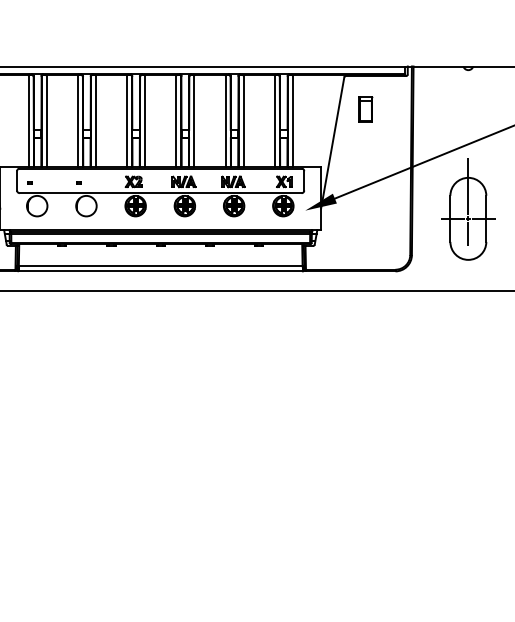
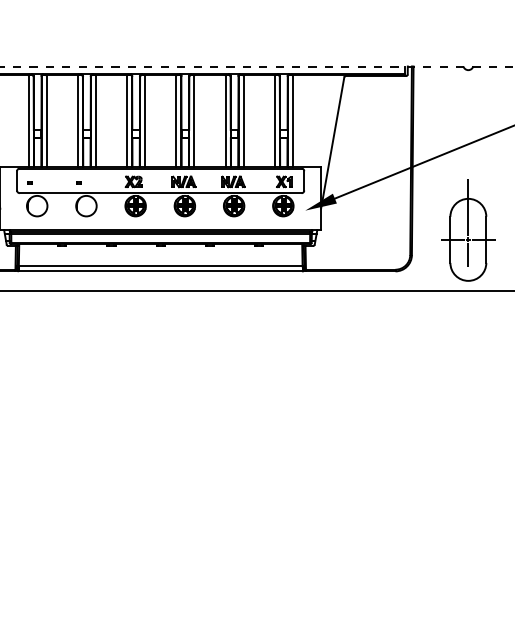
line: solid -> dashed (257, 66)
part: present -> none (365, 109)
part position: (468, 209) -> (468, 230) (468, 230)
